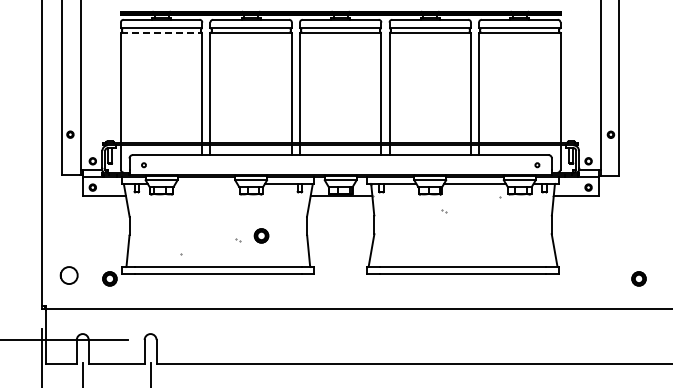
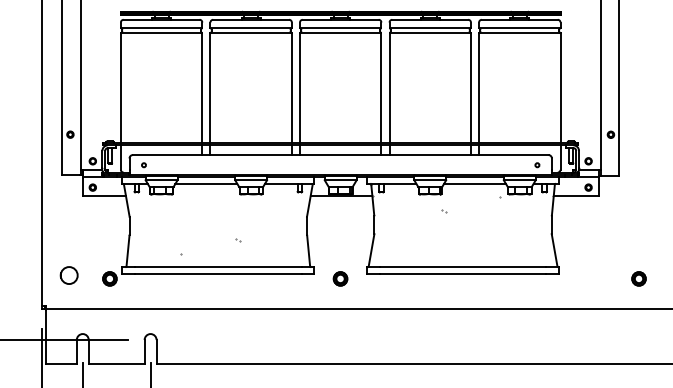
line: dashed -> solid (161, 33)
line: none -> present (206, 183)
part position: (261, 235) -> (340, 278) (340, 278)
